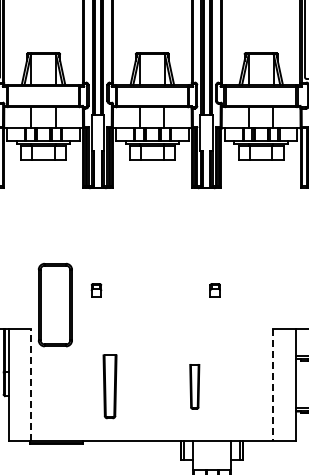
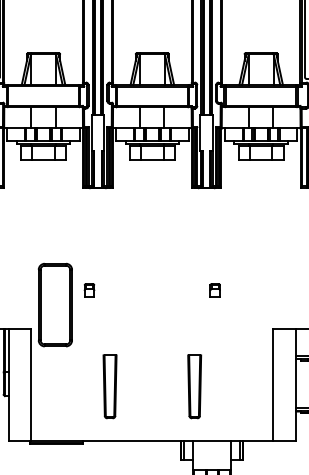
part position: (96, 290) -> (89, 290) (89, 290)
line: dashed -> solid (31, 385)
line: dashed -> solid (273, 385)
part size: 12x46 px -> 16x66 px (194, 386)
